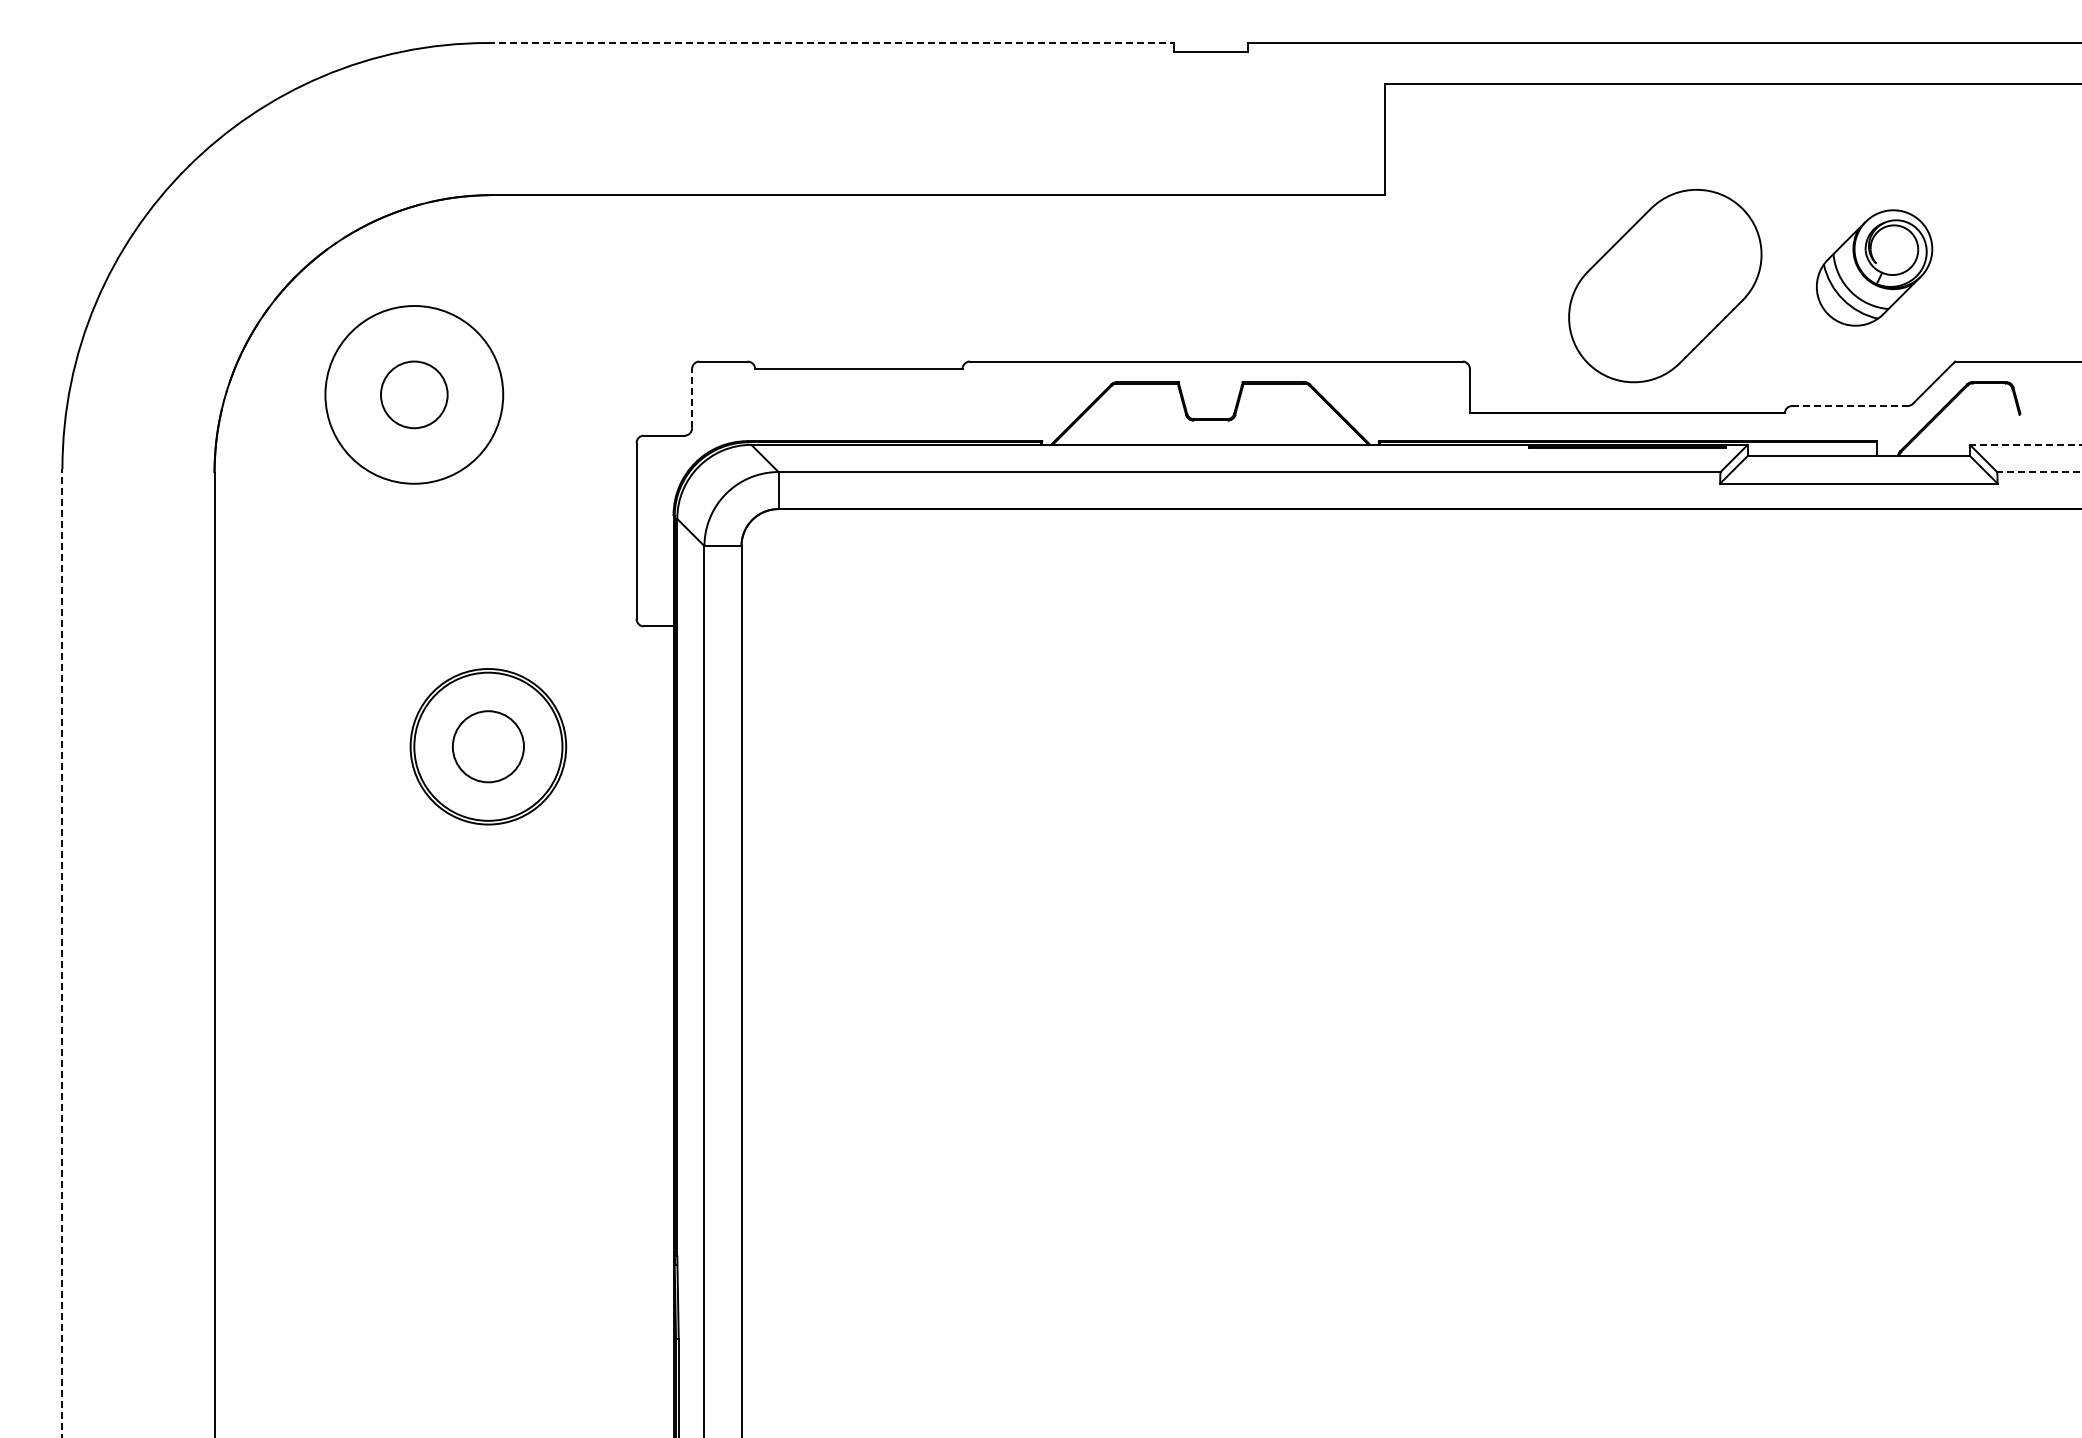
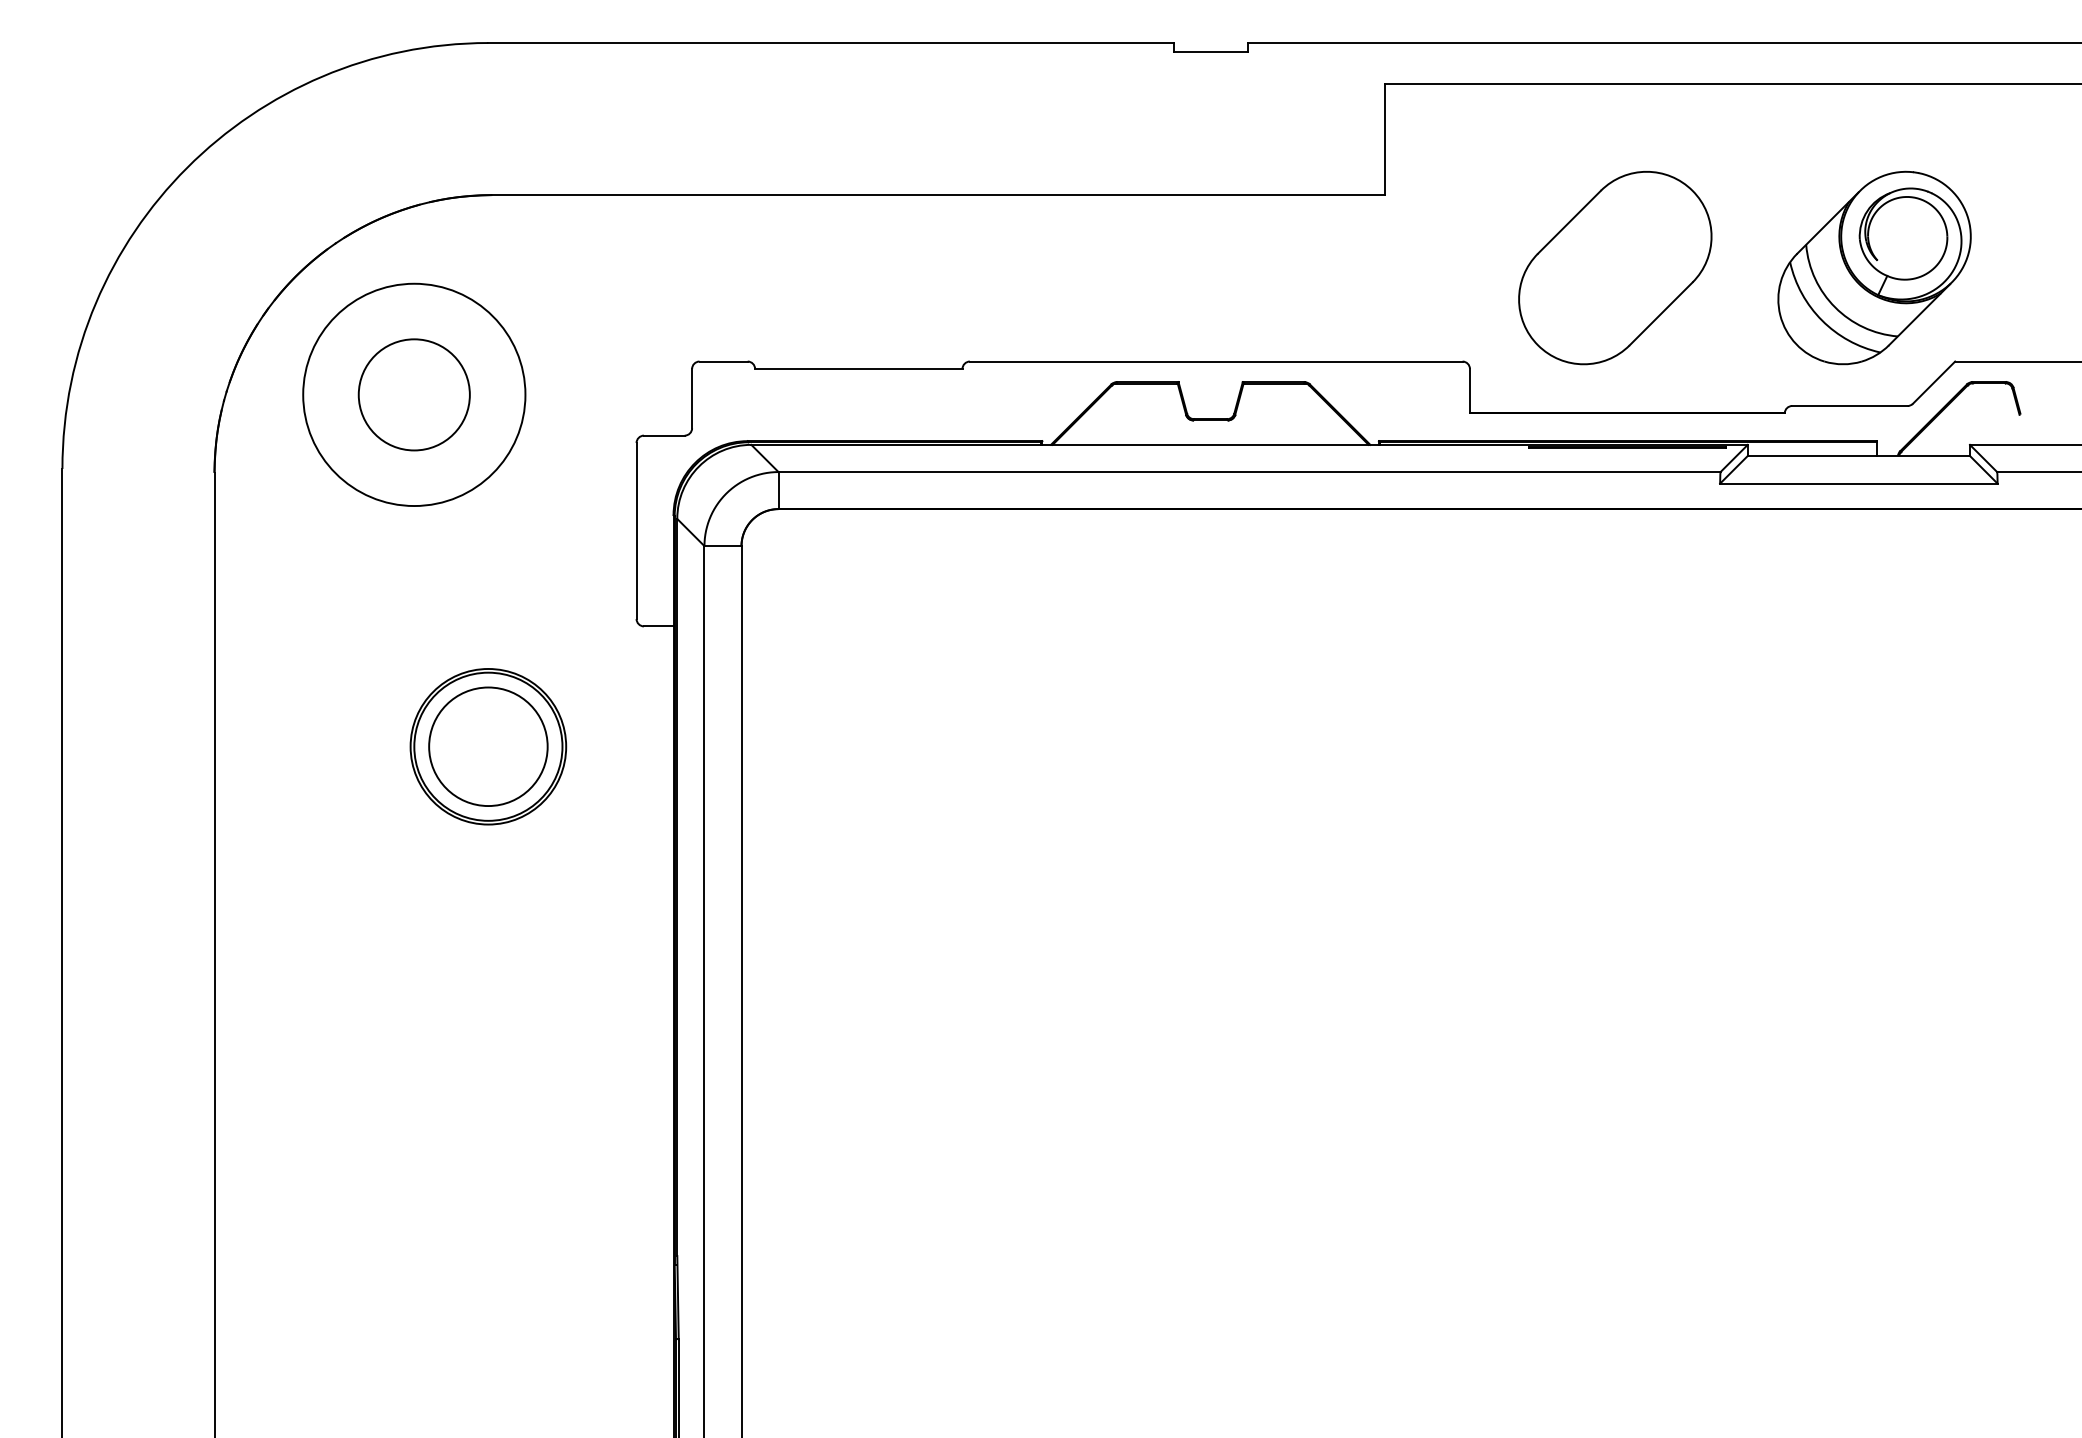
line: dashed -> solid (831, 43)
part size: 118x118 px -> 195x196 px (1874, 267)
part position: (1665, 286) -> (1615, 268) (1615, 268)
circle diameter: 178 px -> 222 px (414, 394)
circle diameter: 67 px -> 111 px (413, 394)
line: dashed -> solid (692, 398)
line: dashed -> solid (1849, 406)
line: dashed -> solid (2025, 444)
line: dashed -> solid (2039, 472)
circle diameter: 71 px -> 119 px (488, 746)
line: dashed -> solid (62, 952)
